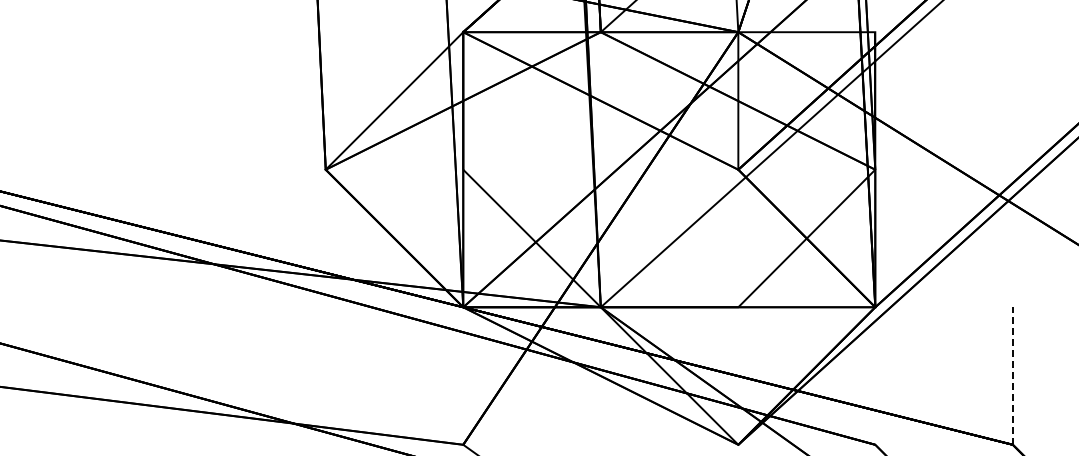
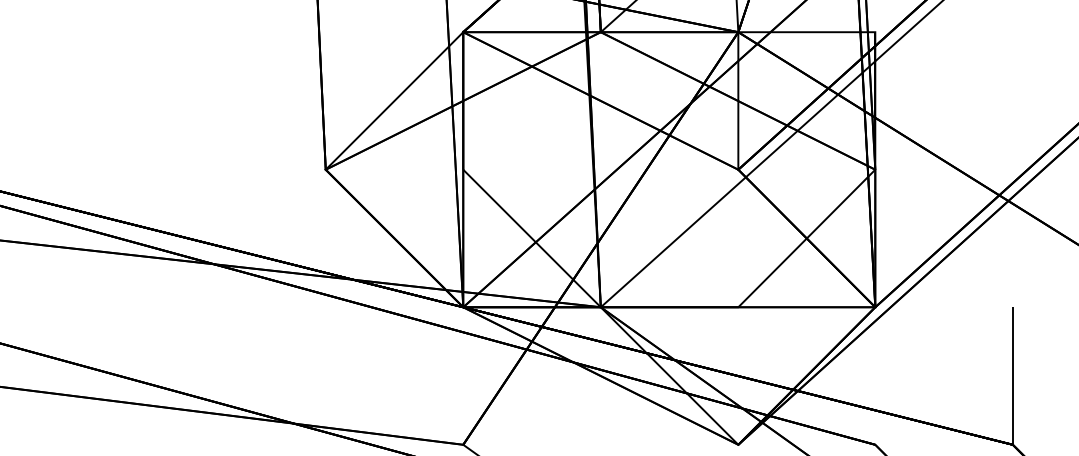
line: dashed -> solid (1012, 376)
